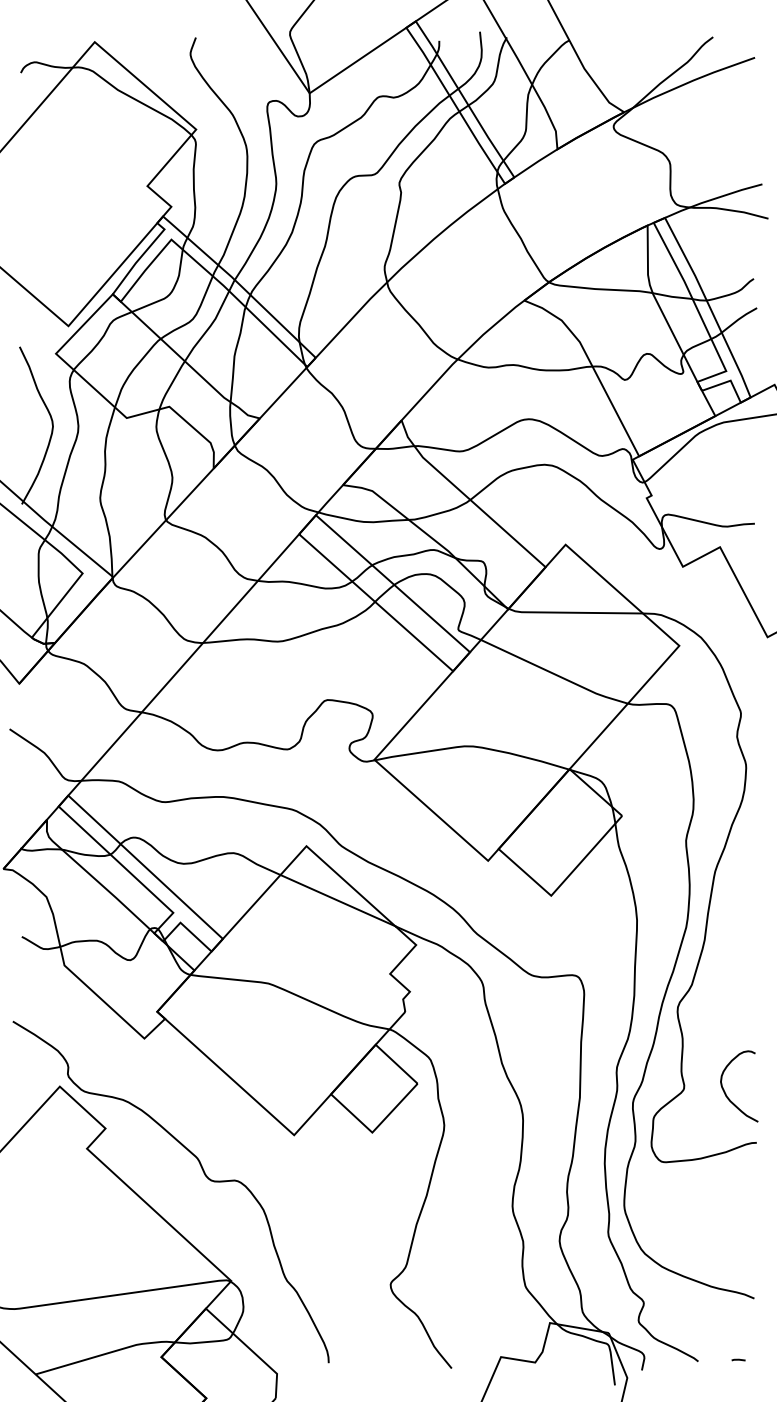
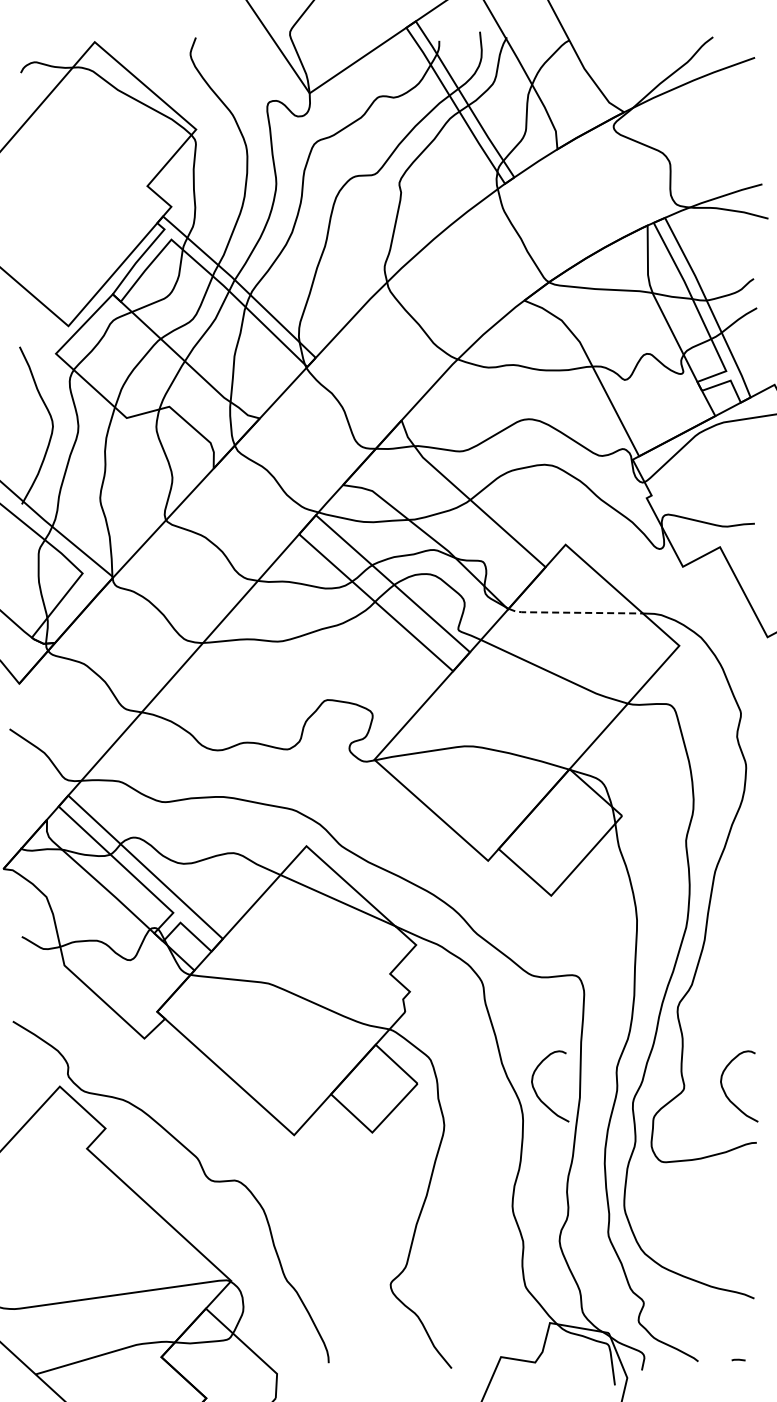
line: solid -> dashed (574, 612)
curve: none -> present (537, 1093)
